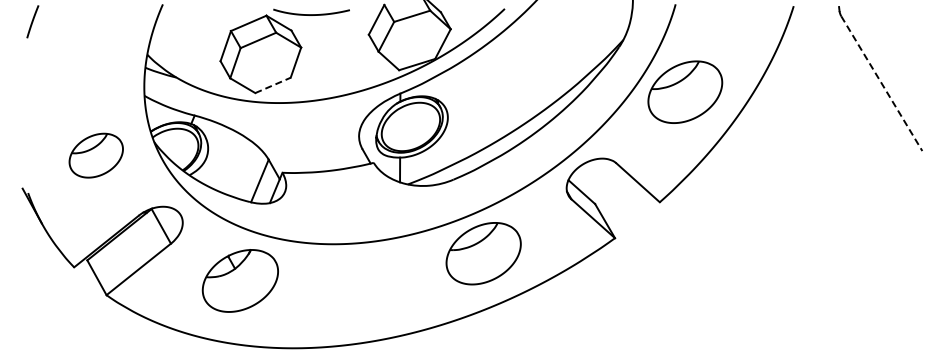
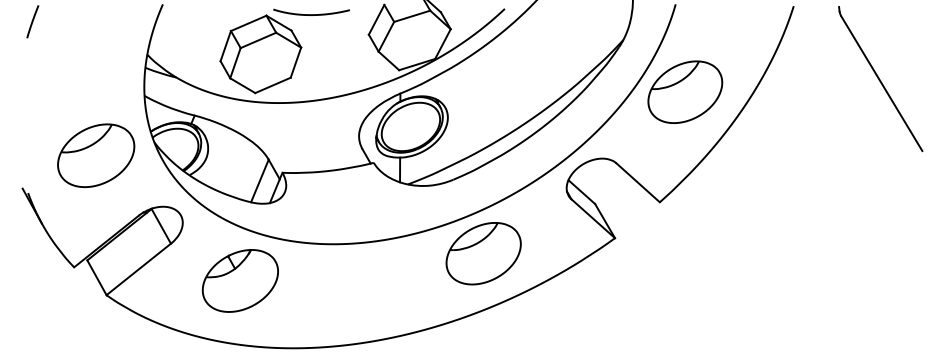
line: dashed -> solid (881, 83)
line: dashed -> solid (273, 85)
part size: 56x47 px -> 79x65 px (96, 155)
